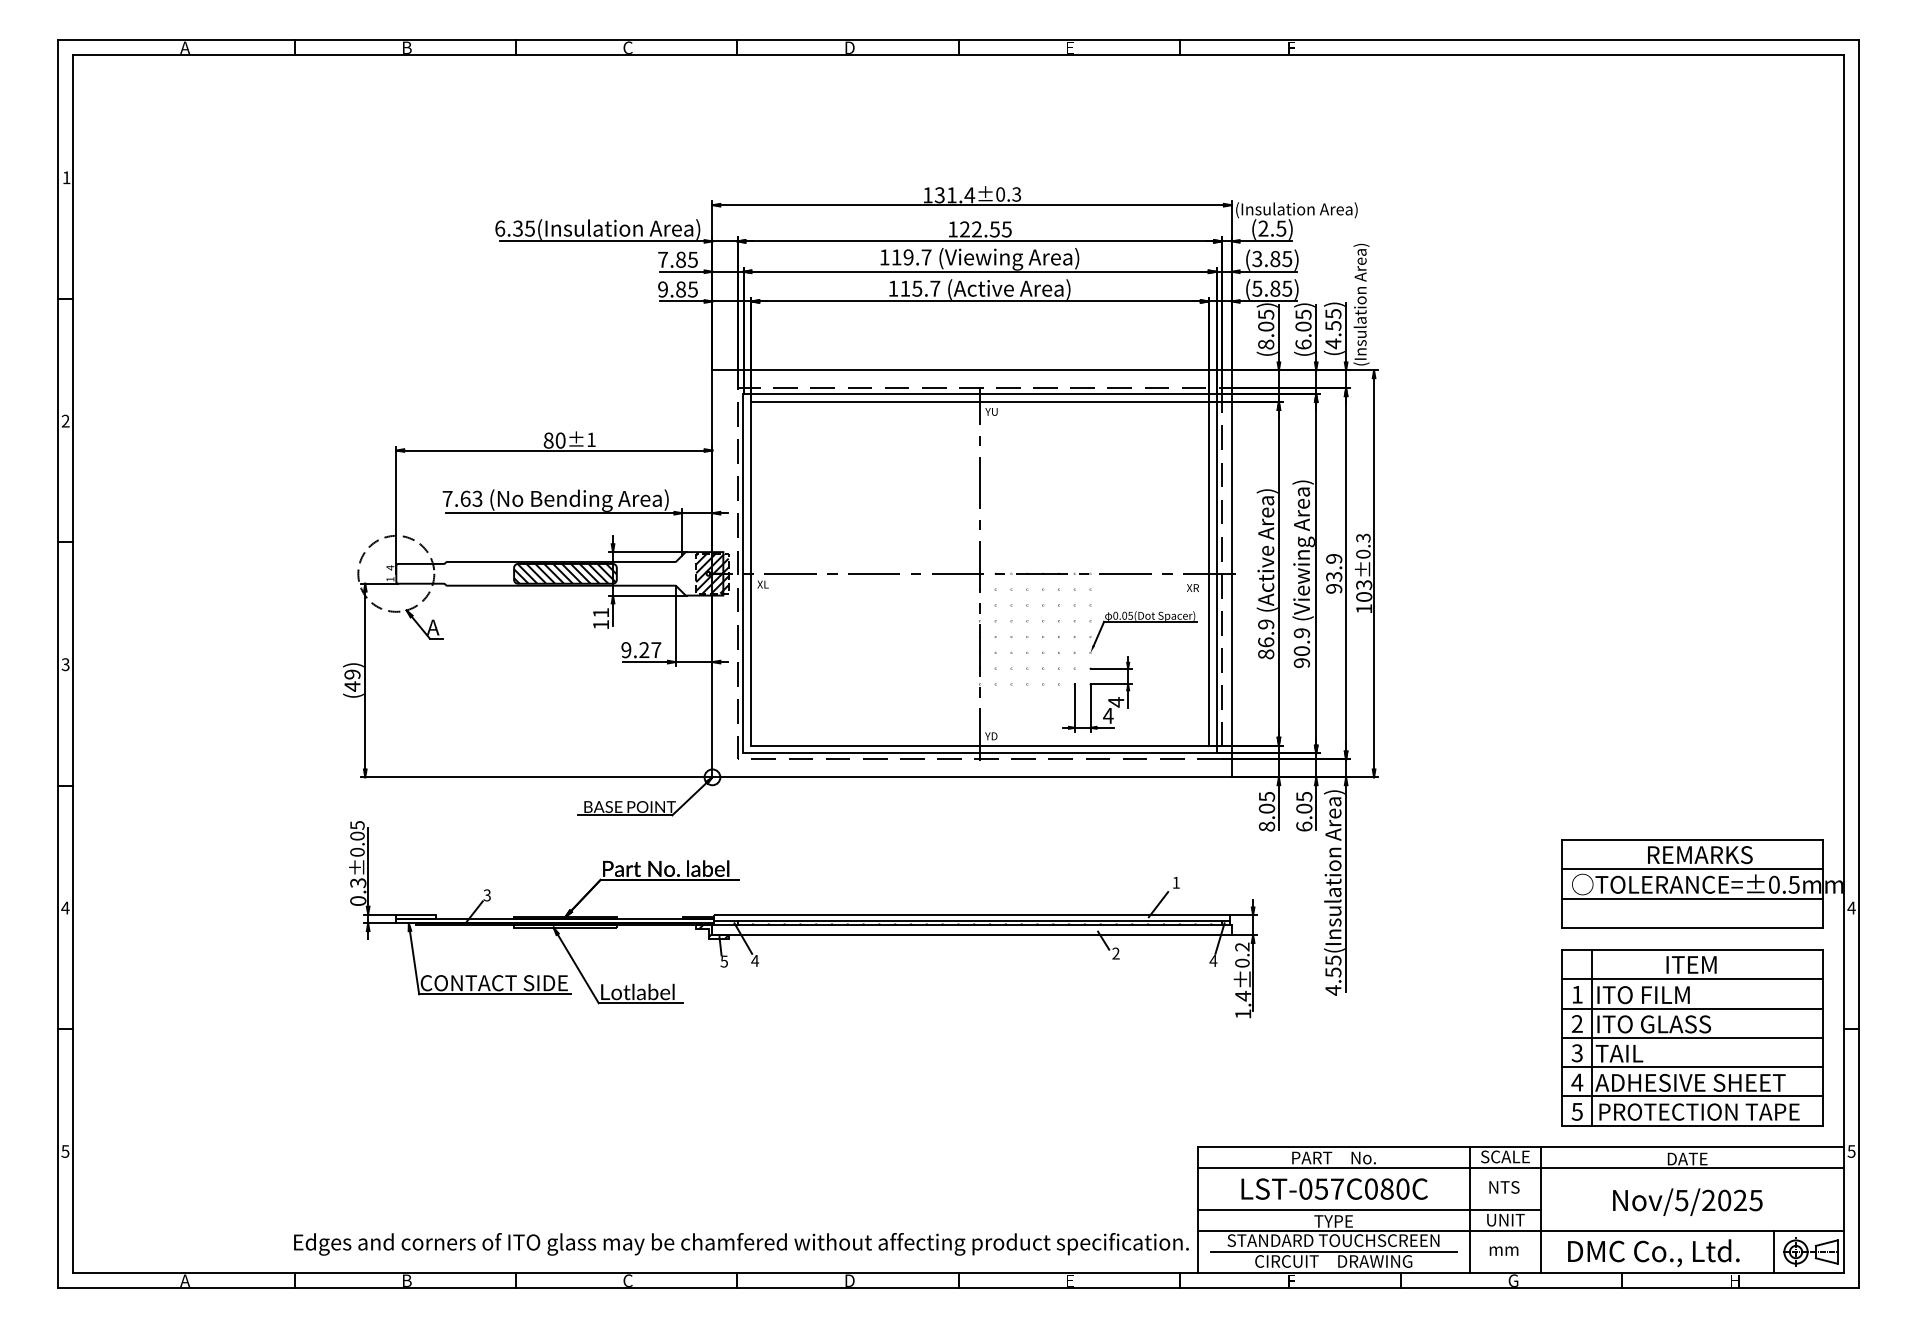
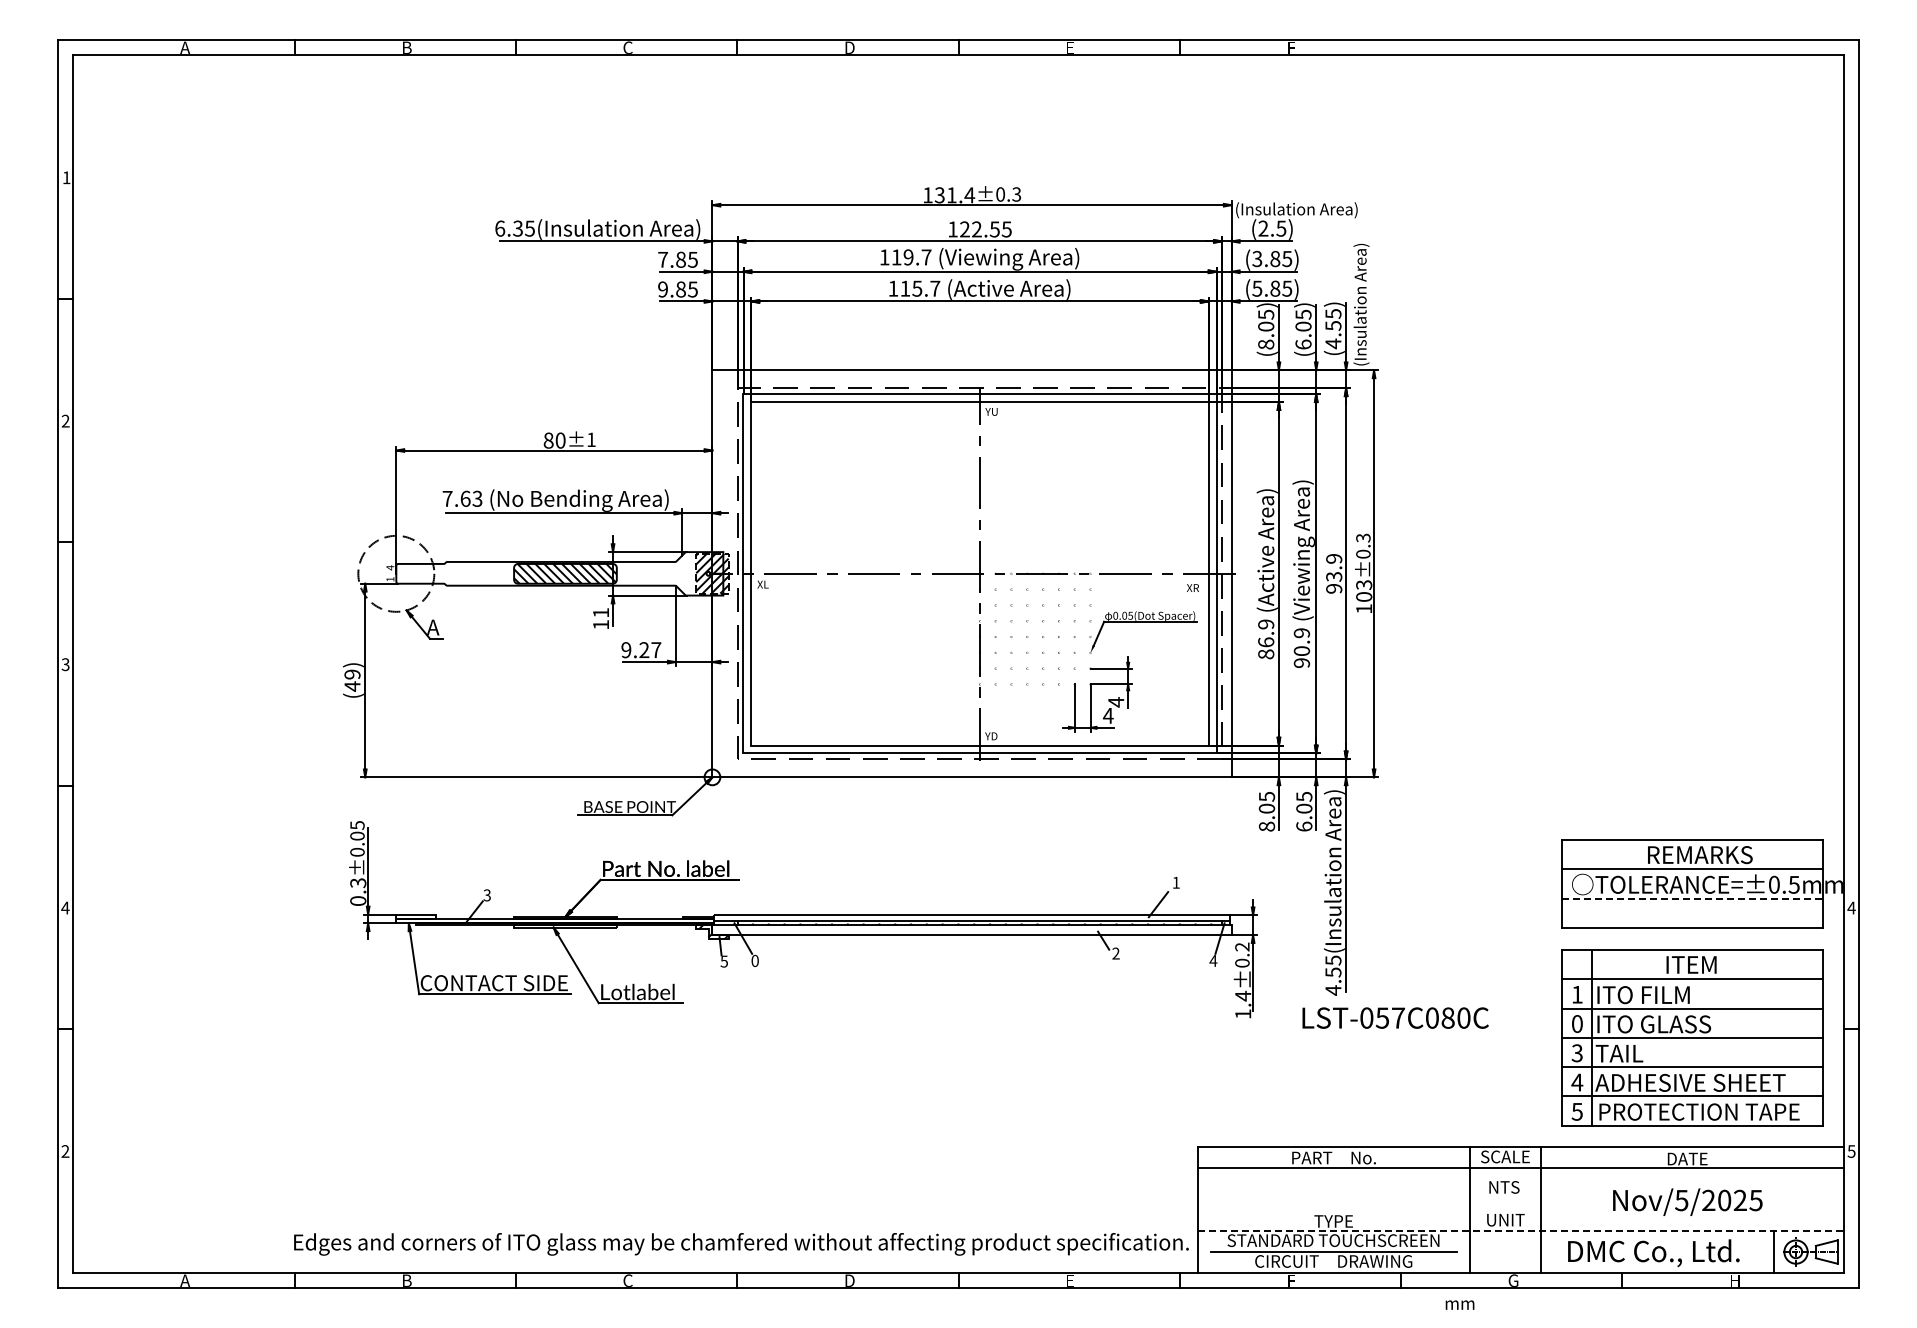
line: solid -> dashed (1692, 898)
text: 4 -> 0 (755, 960)
text: 2 -> 0 (1576, 1024)
text: 5 -> 2 (65, 1151)
text position: (1334, 1188) -> (1395, 1017) (1395, 1017)
line: present -> none (1369, 1209)
line: solid -> dashed (1520, 1230)
text position: (1503, 1250) -> (1459, 1304) (1459, 1304)
